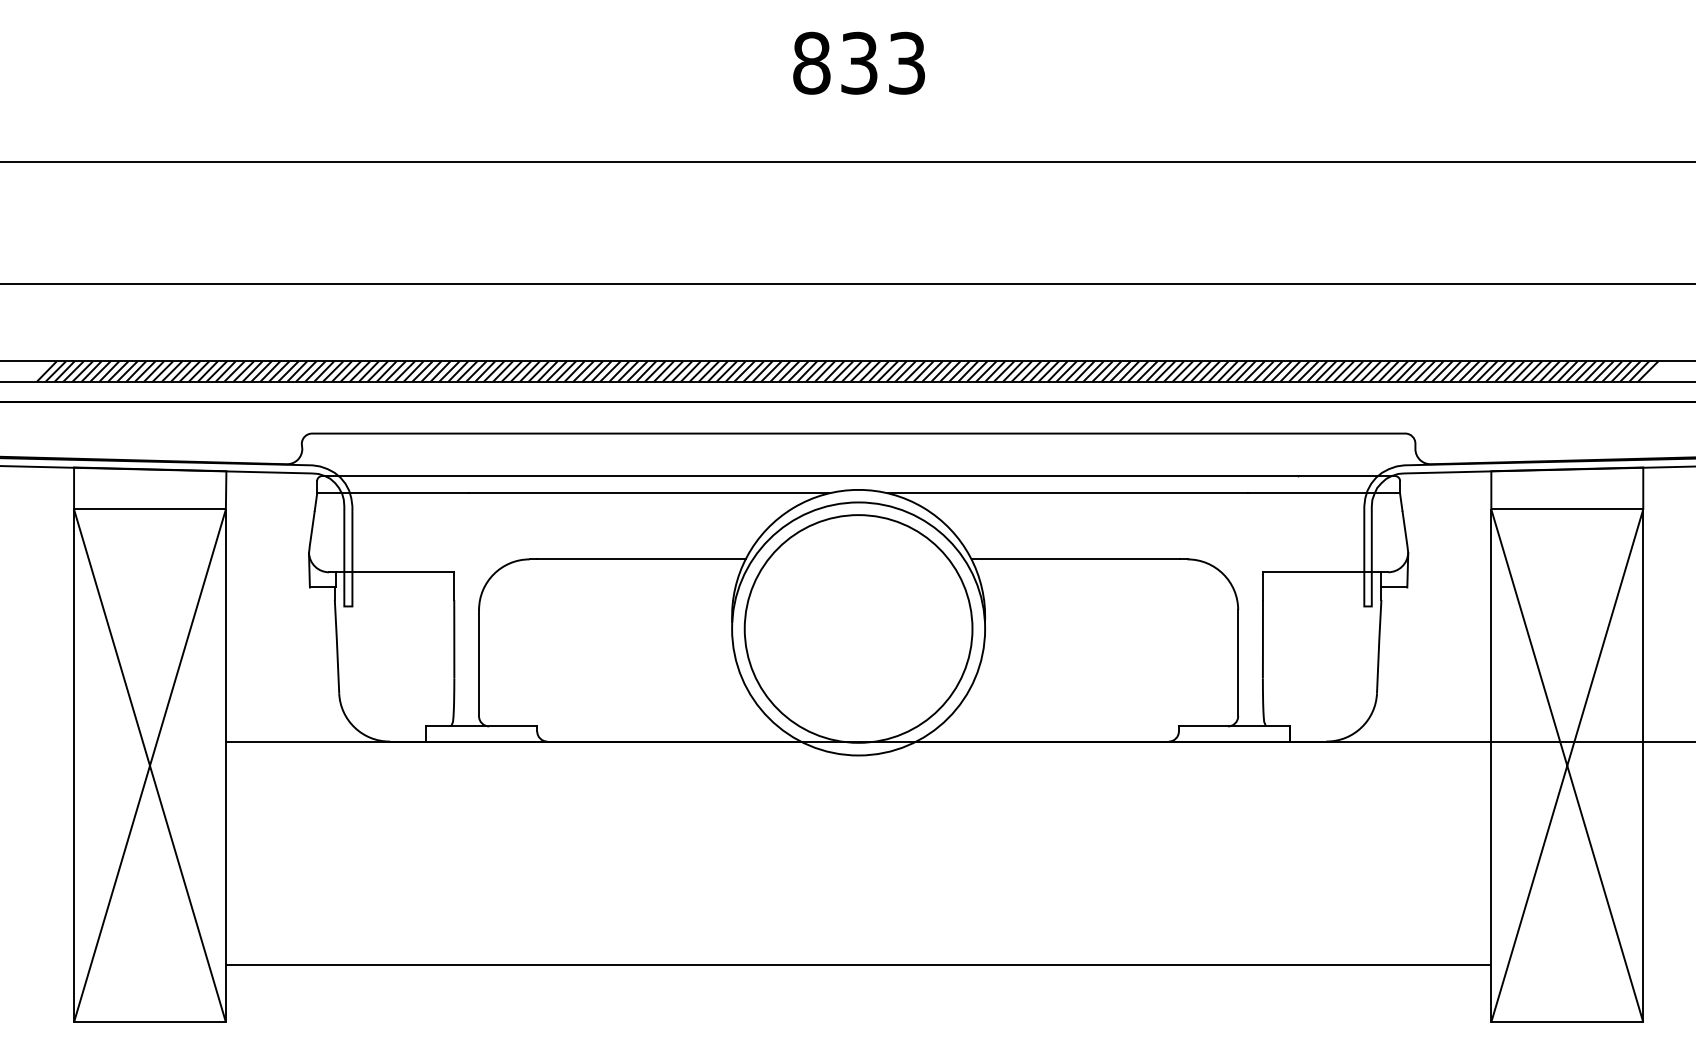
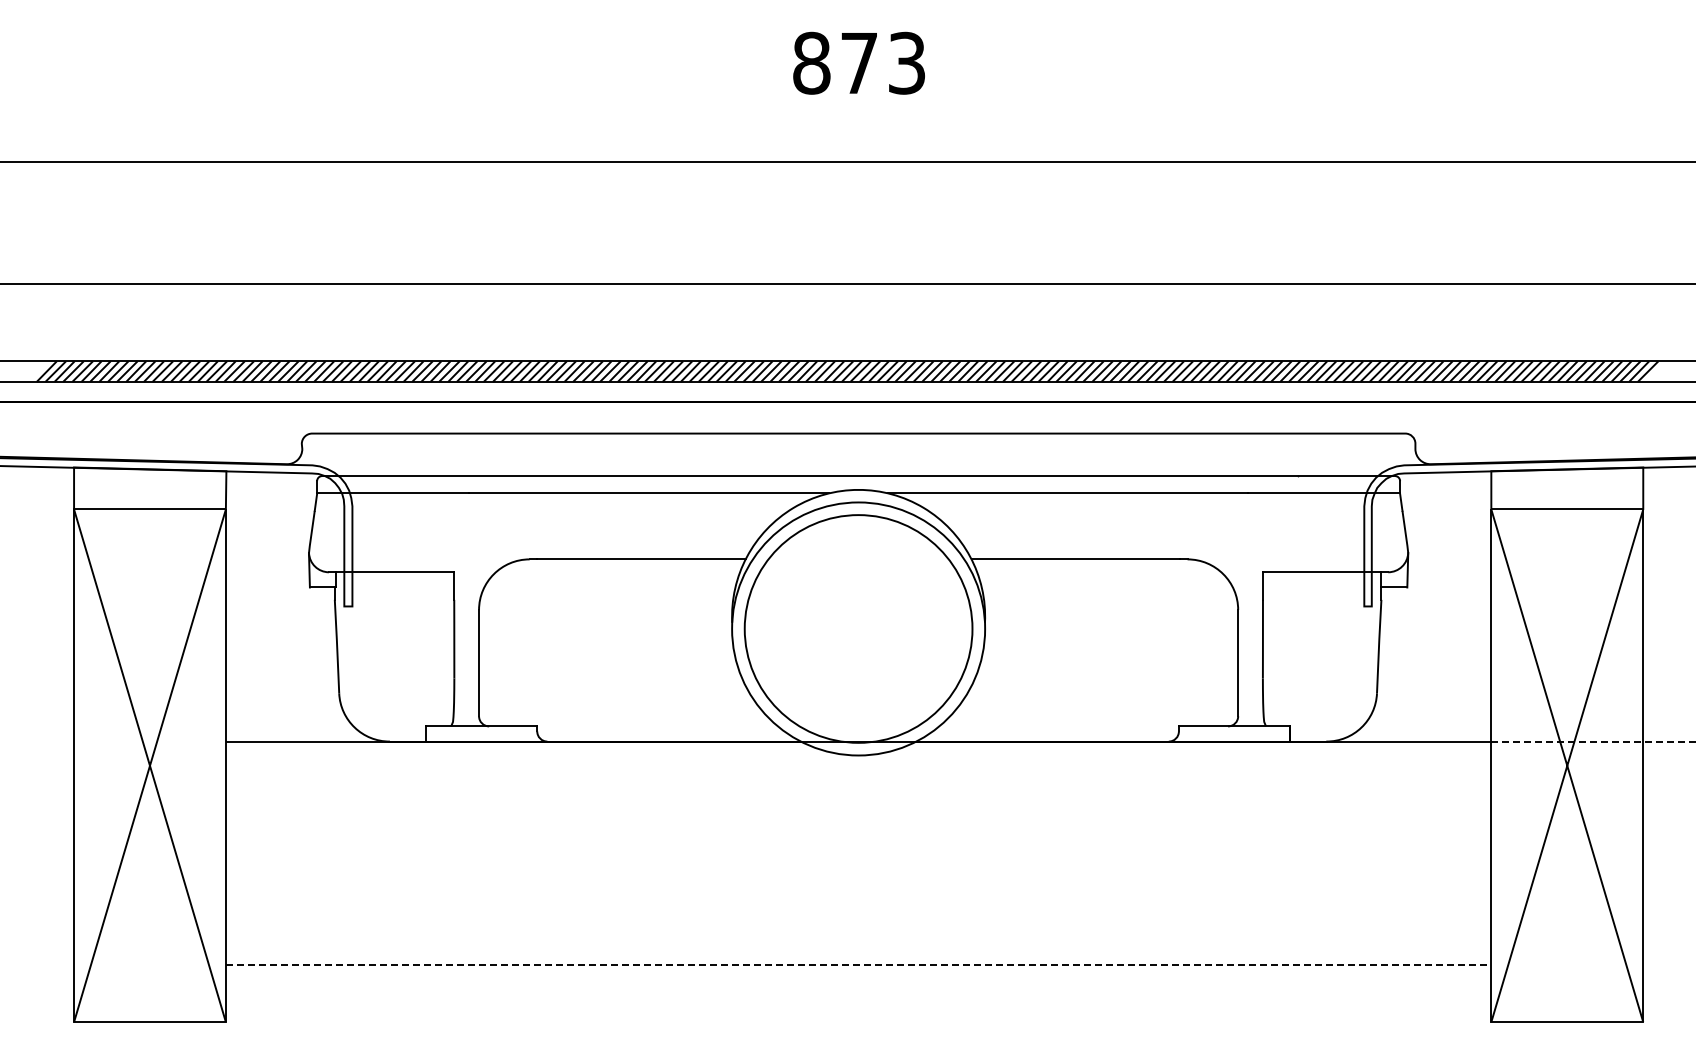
text: 833 -> 873 (859, 62)
line: solid -> dashed (1593, 741)
line: solid -> dashed (858, 965)
